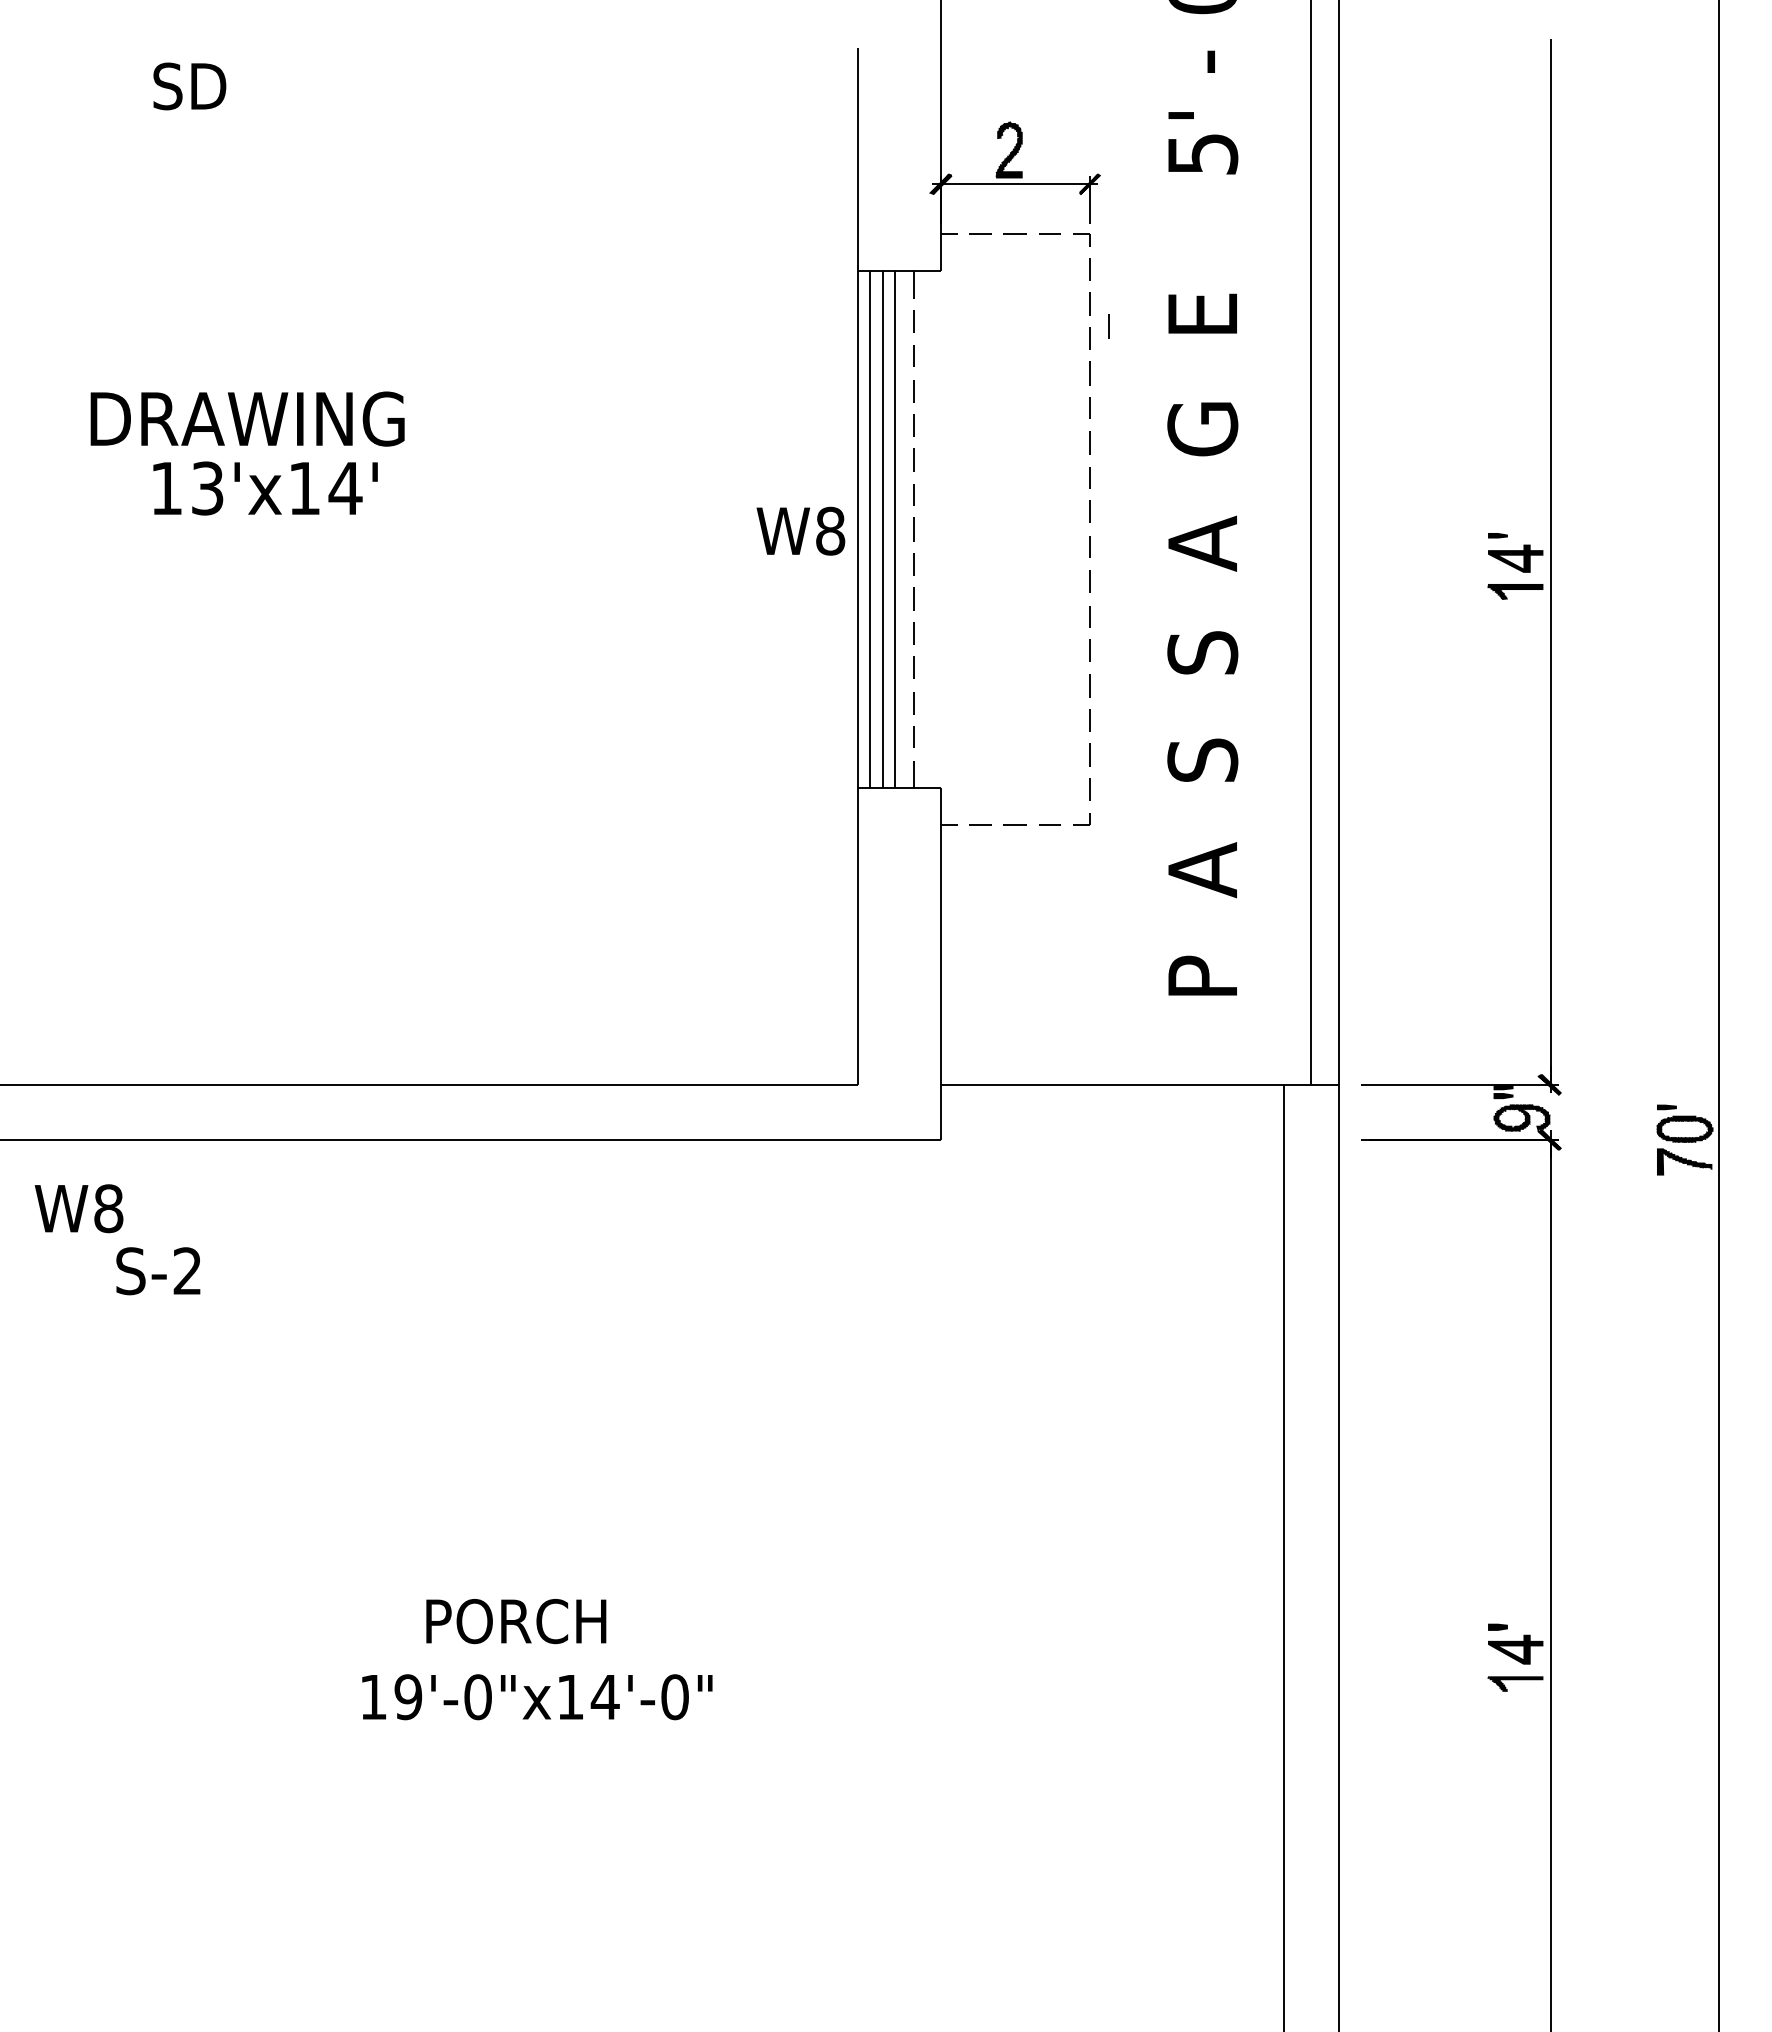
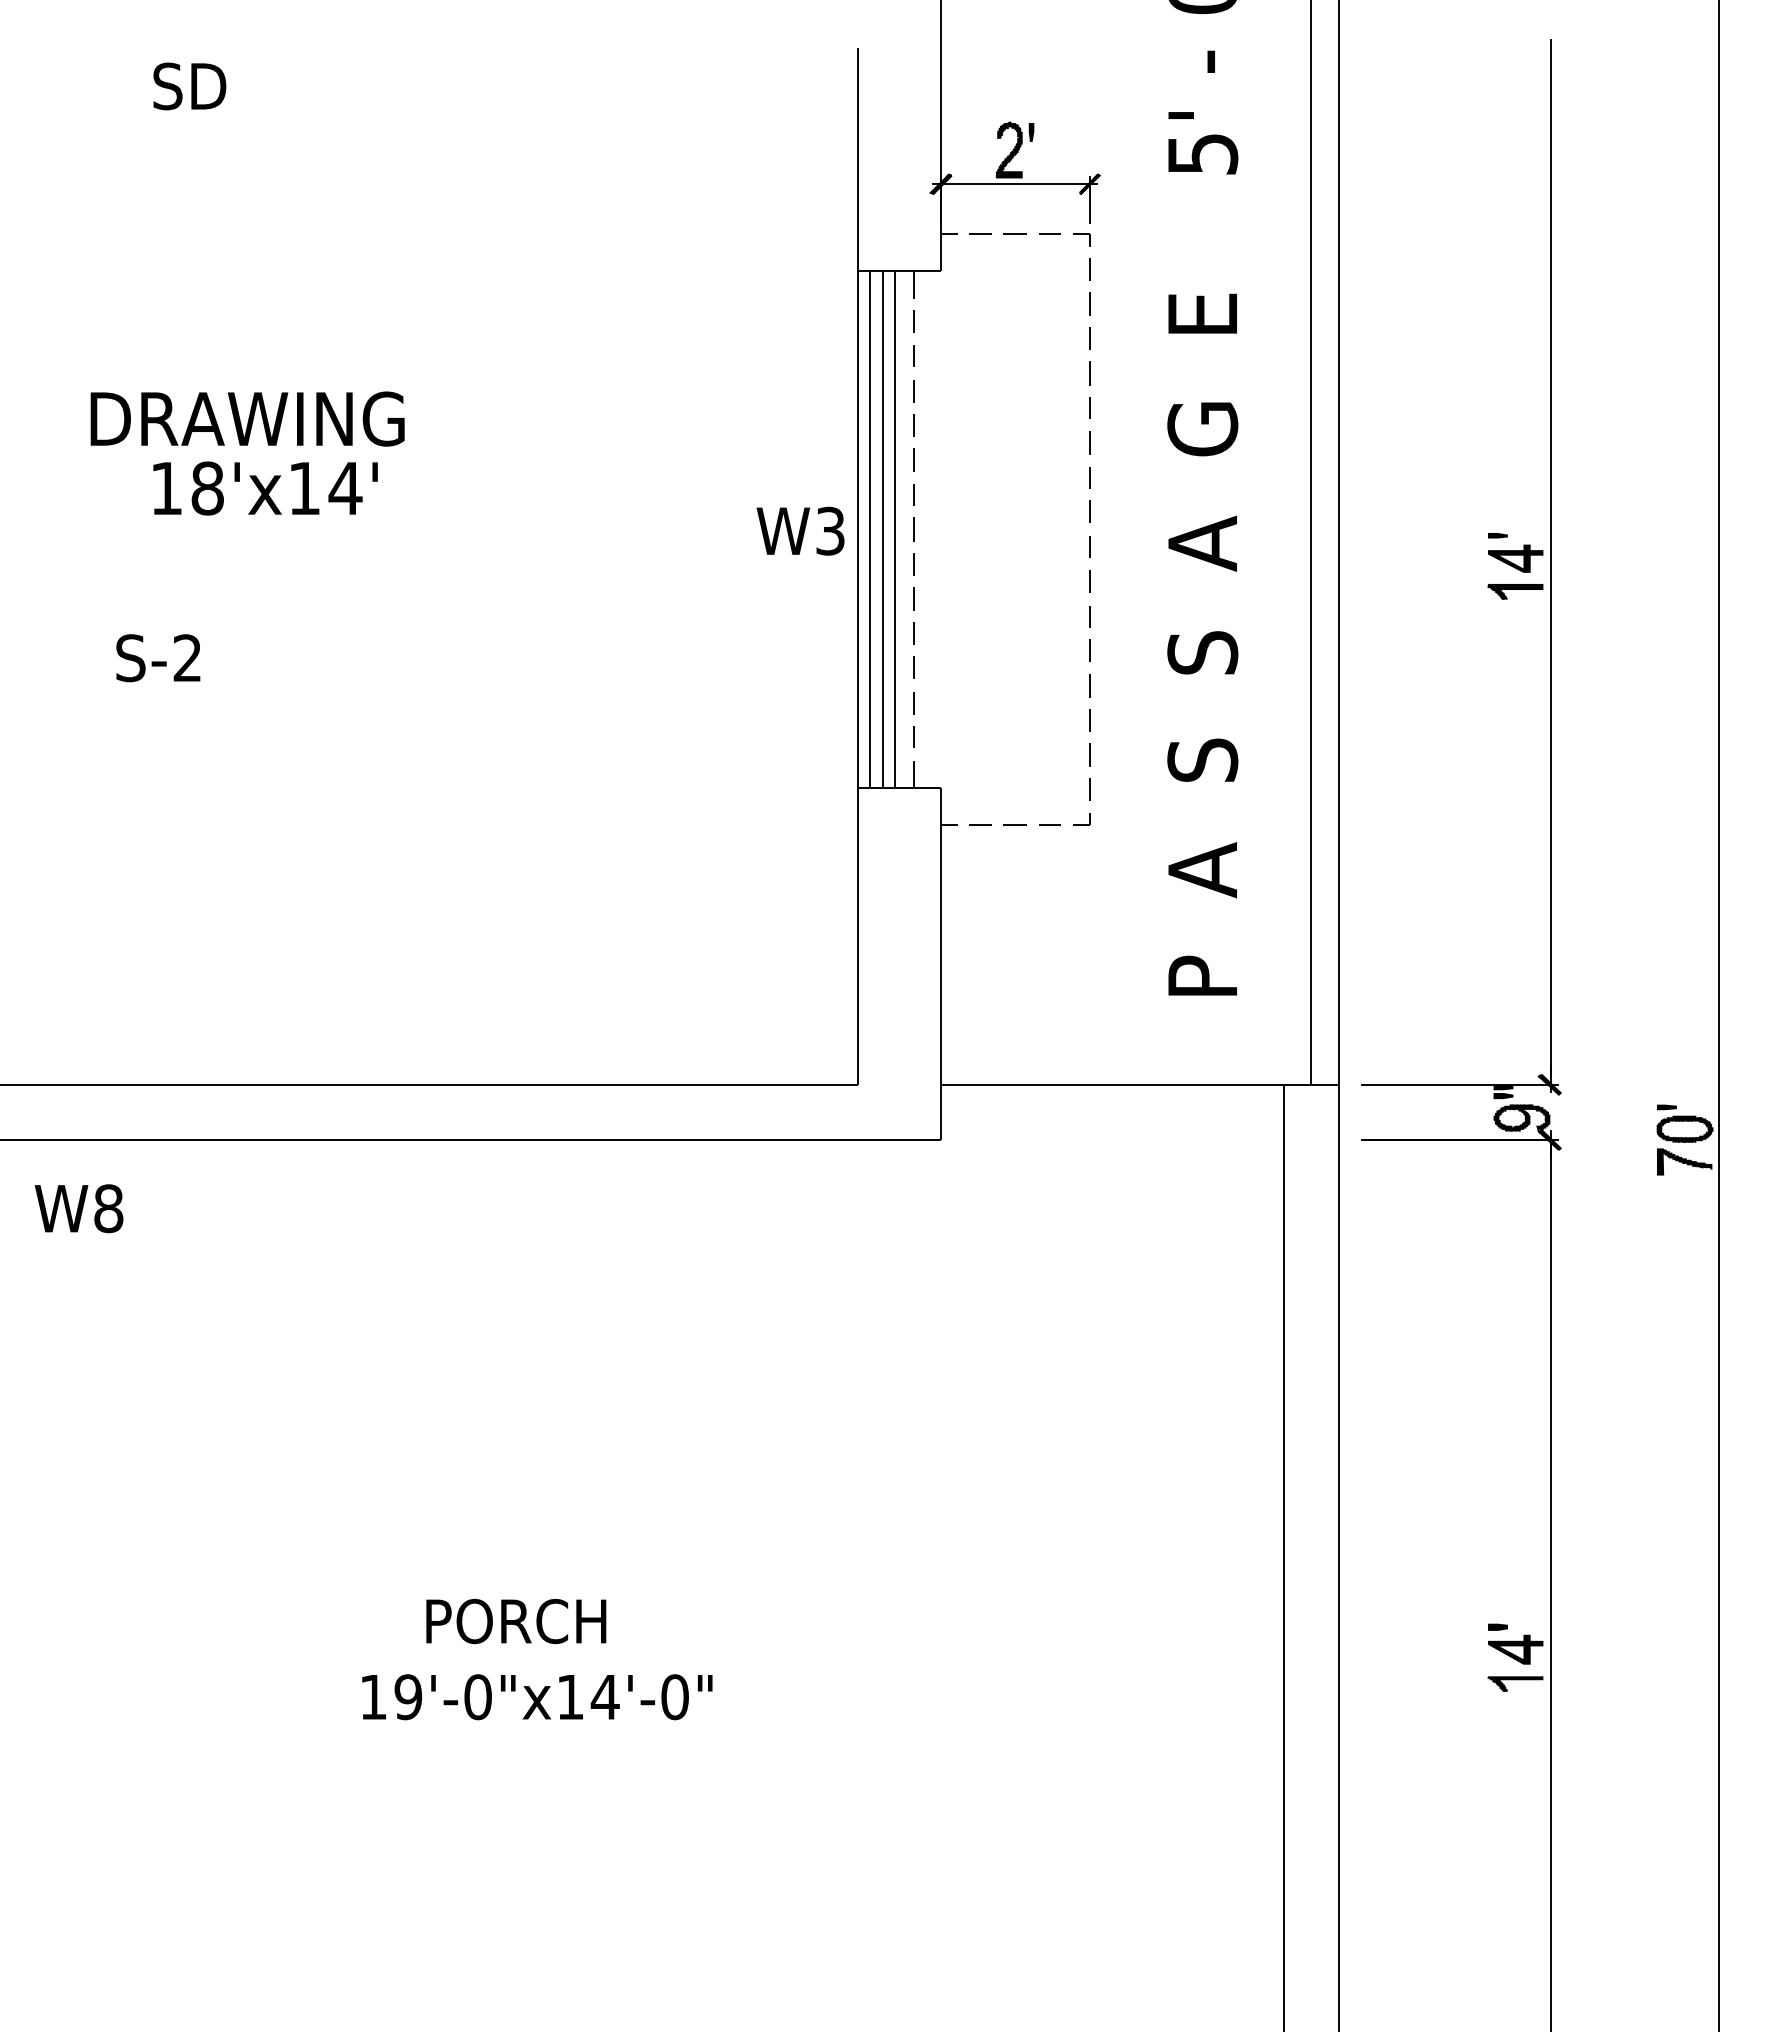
fill: none -> present (1031, 132)
line: present -> none (1108, 326)
text: 13'x14' -> 18'x14' (207, 488)
text: W8 -> W3 (830, 530)
text position: (158, 1271) -> (158, 658) (158, 658)
